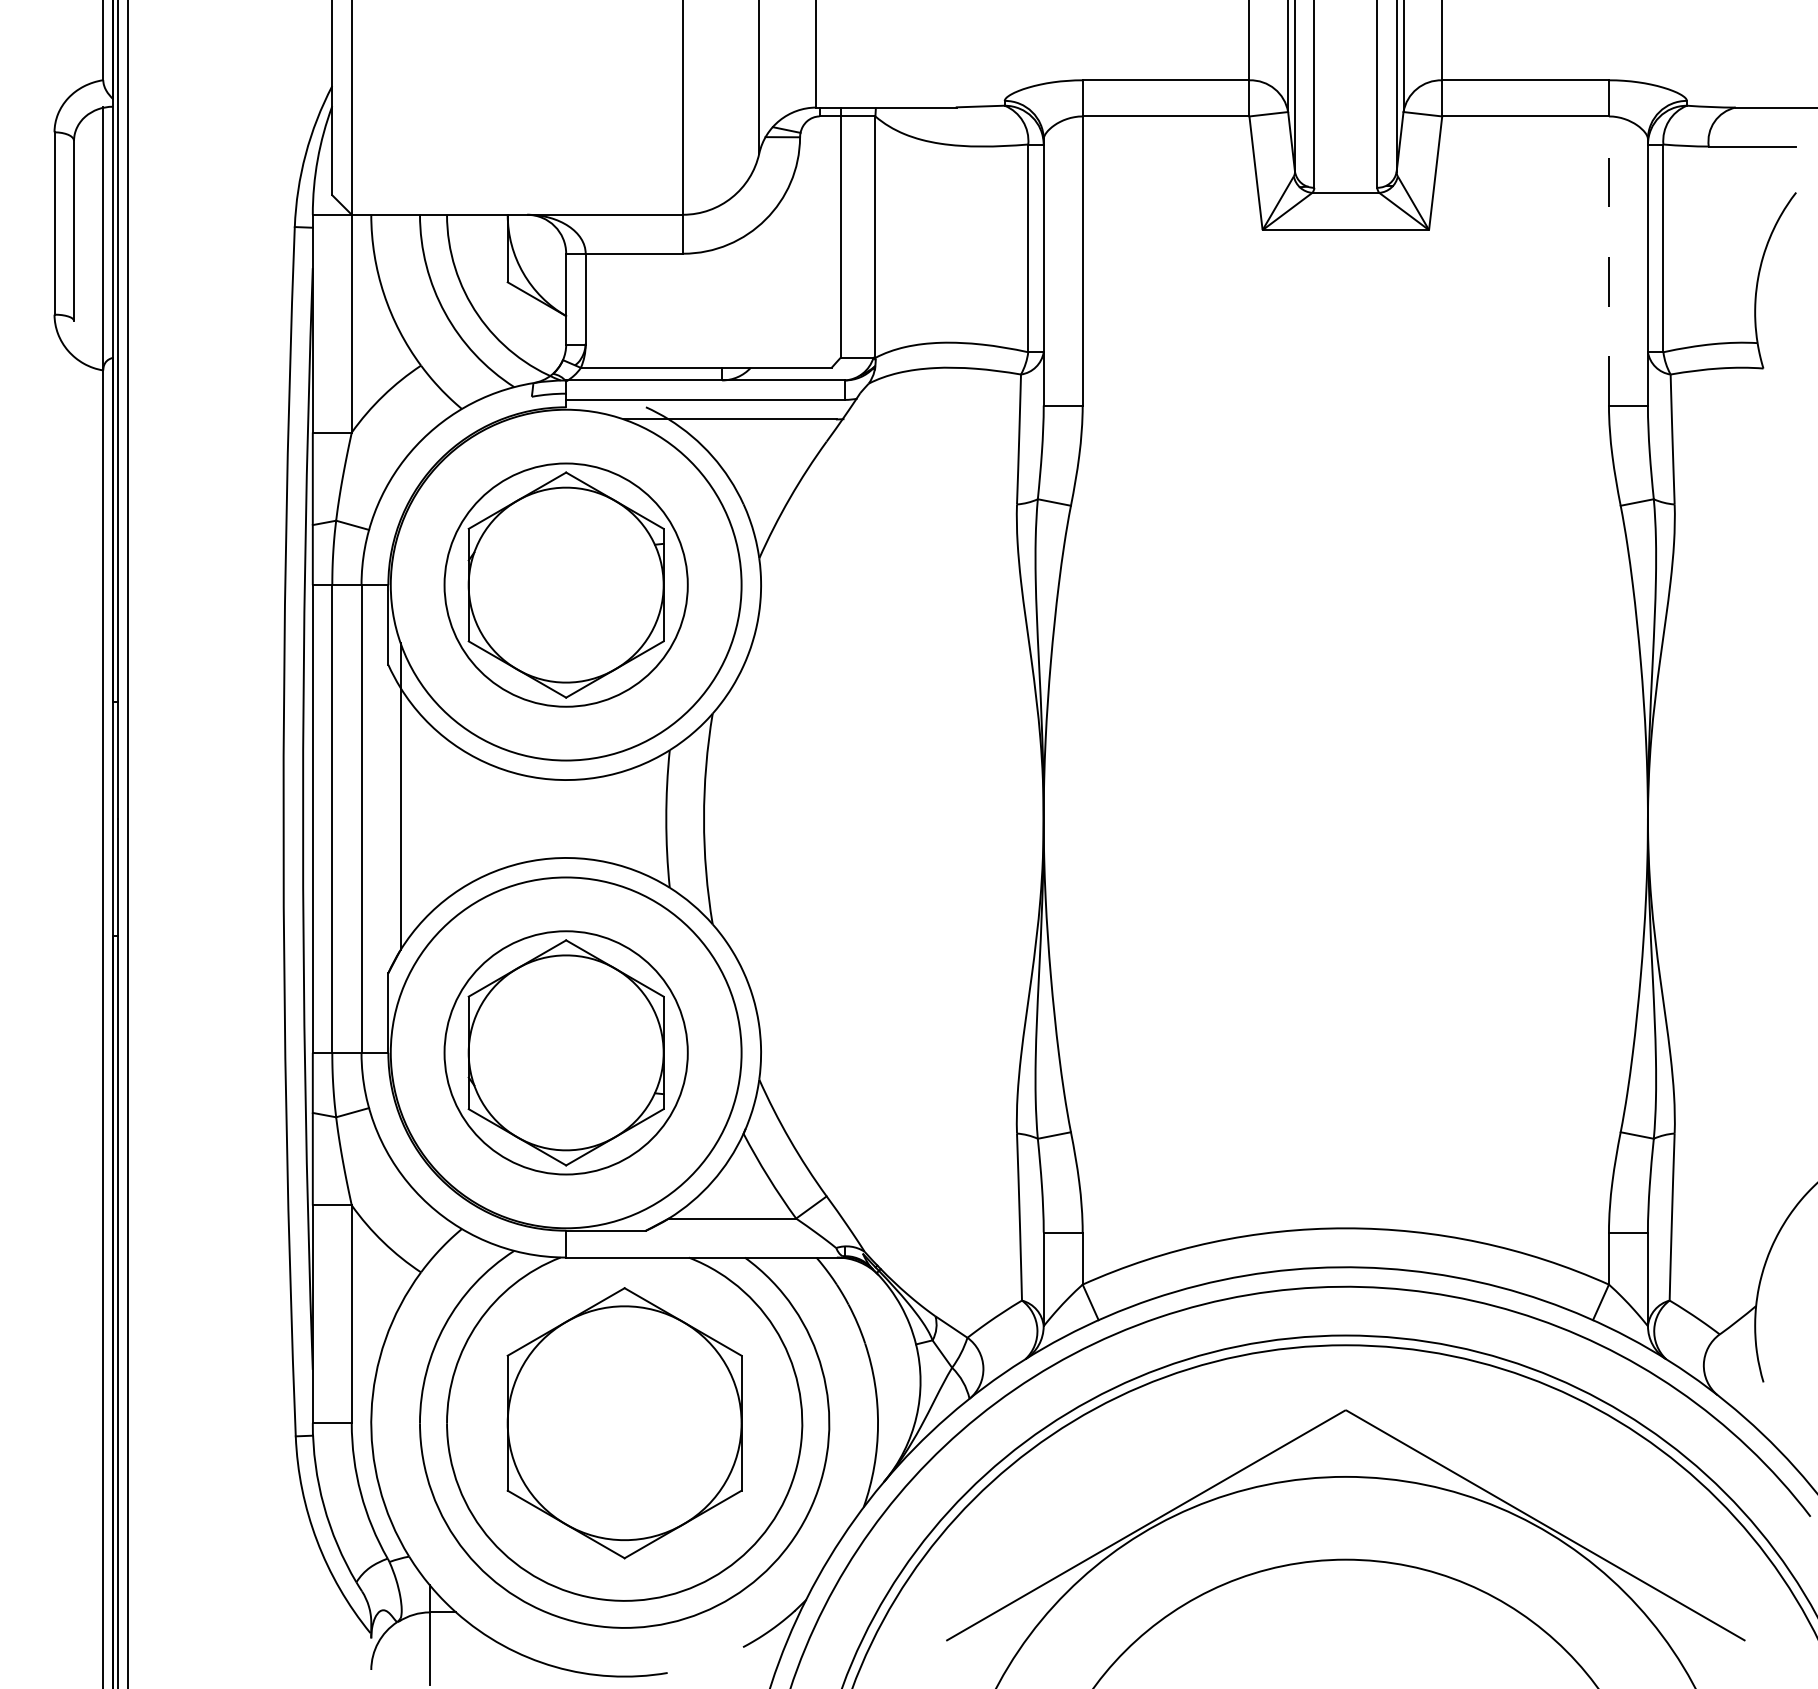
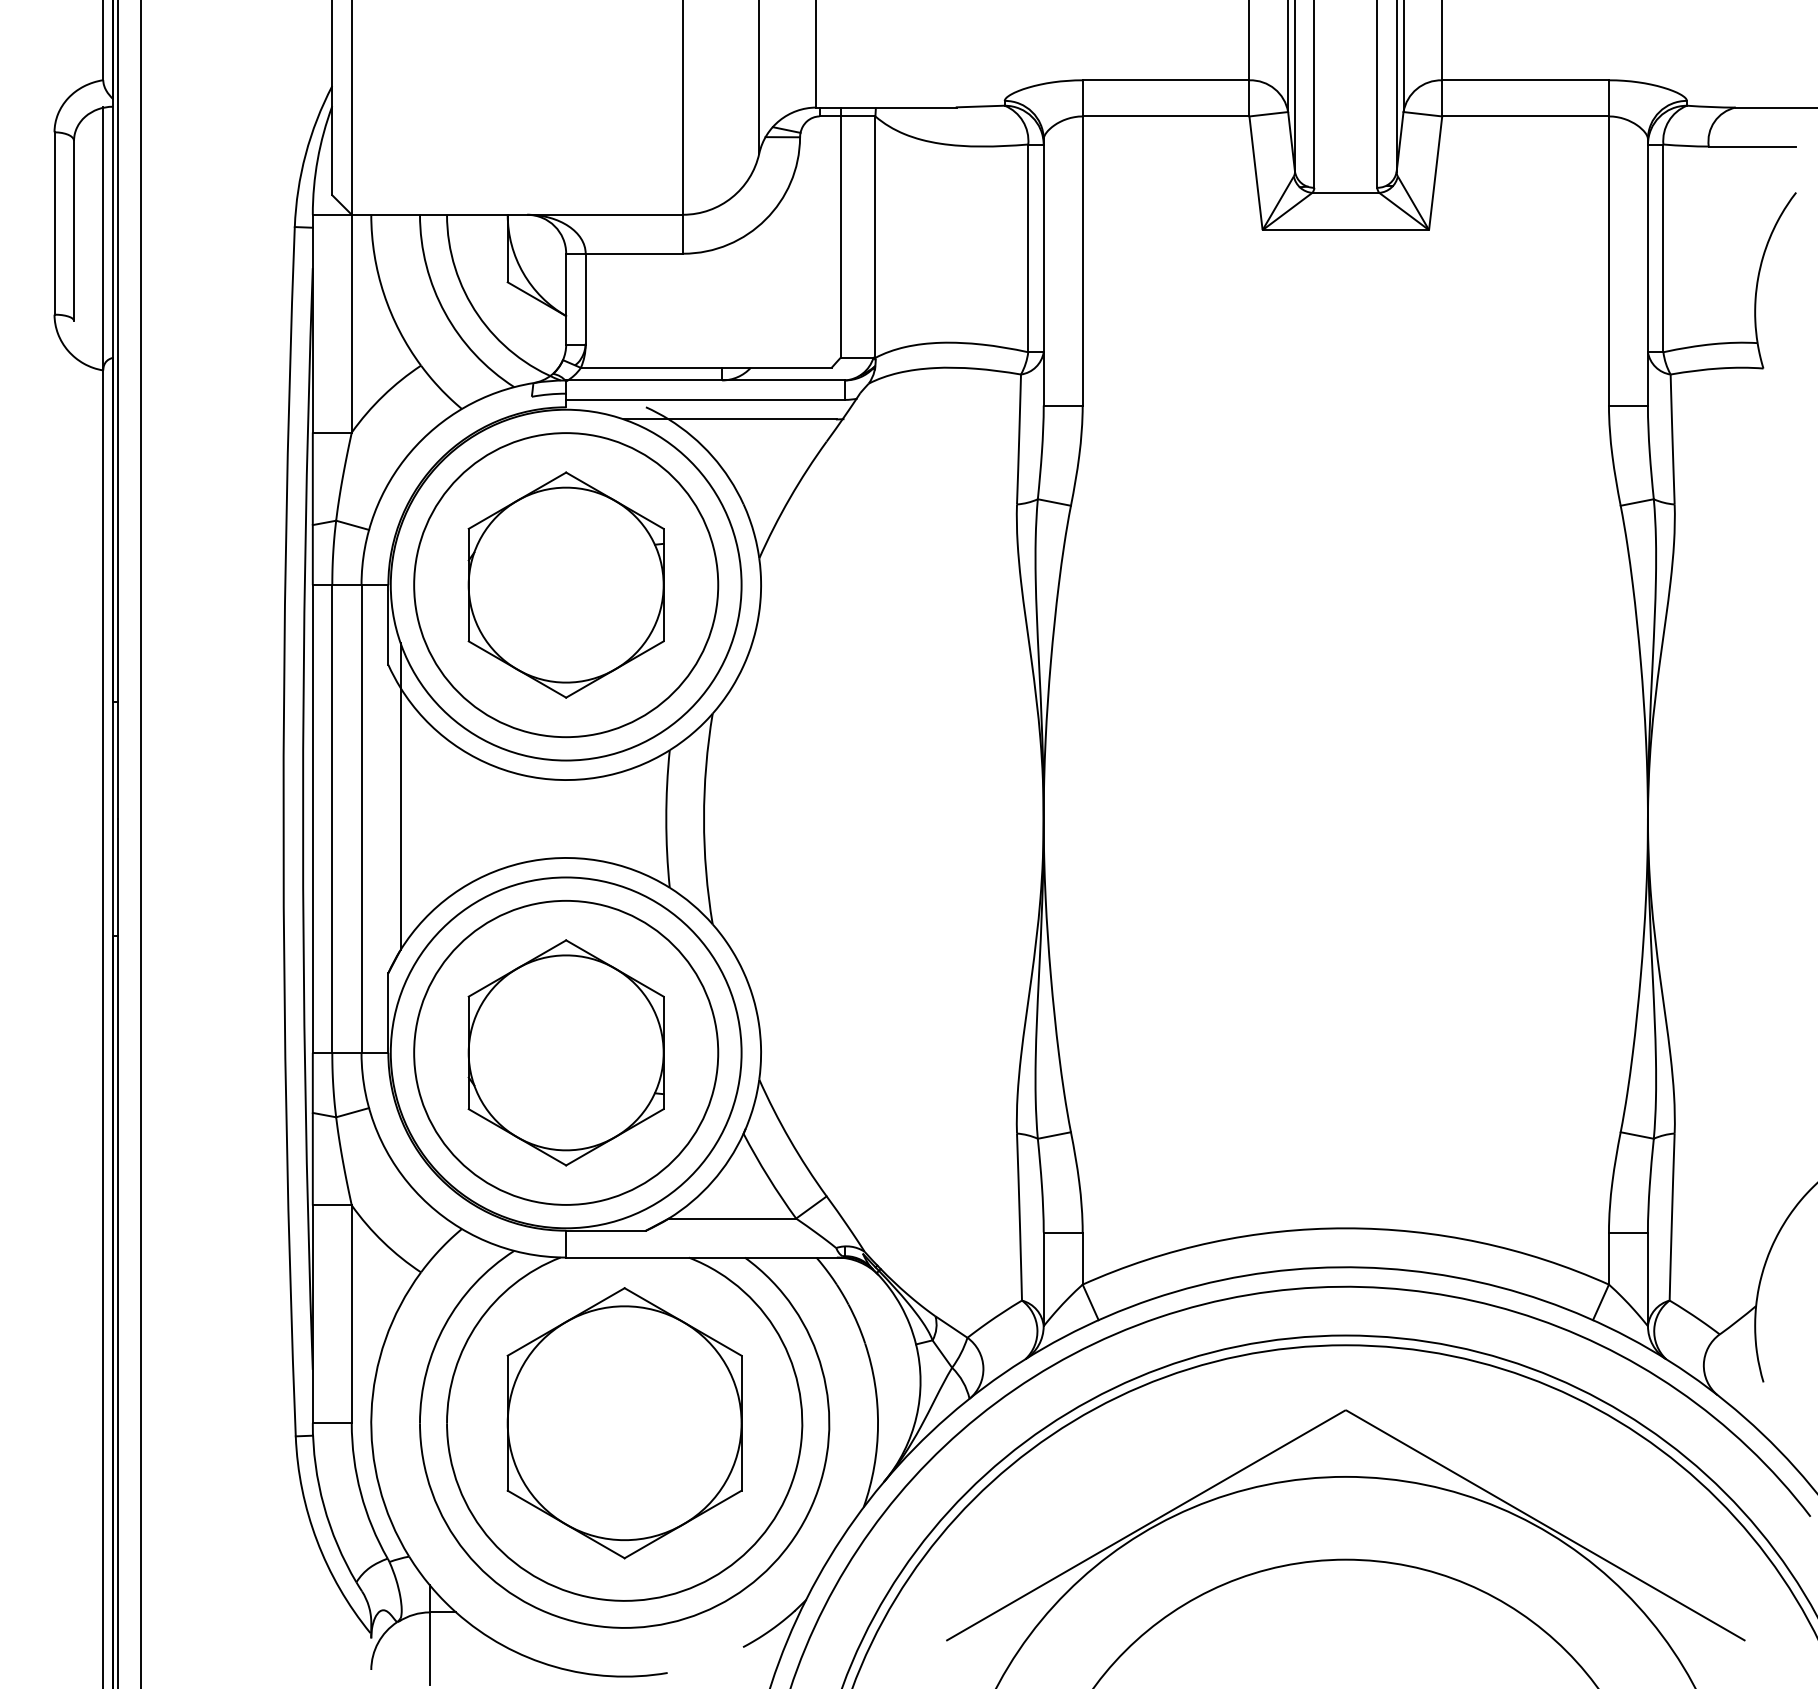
line: dashed -> solid (1608, 260)
circle diameter: 243 px -> 304 px (566, 585)
line position: (128, 843) -> (141, 843) (141, 843)
circle diameter: 243 px -> 304 px (566, 1052)
